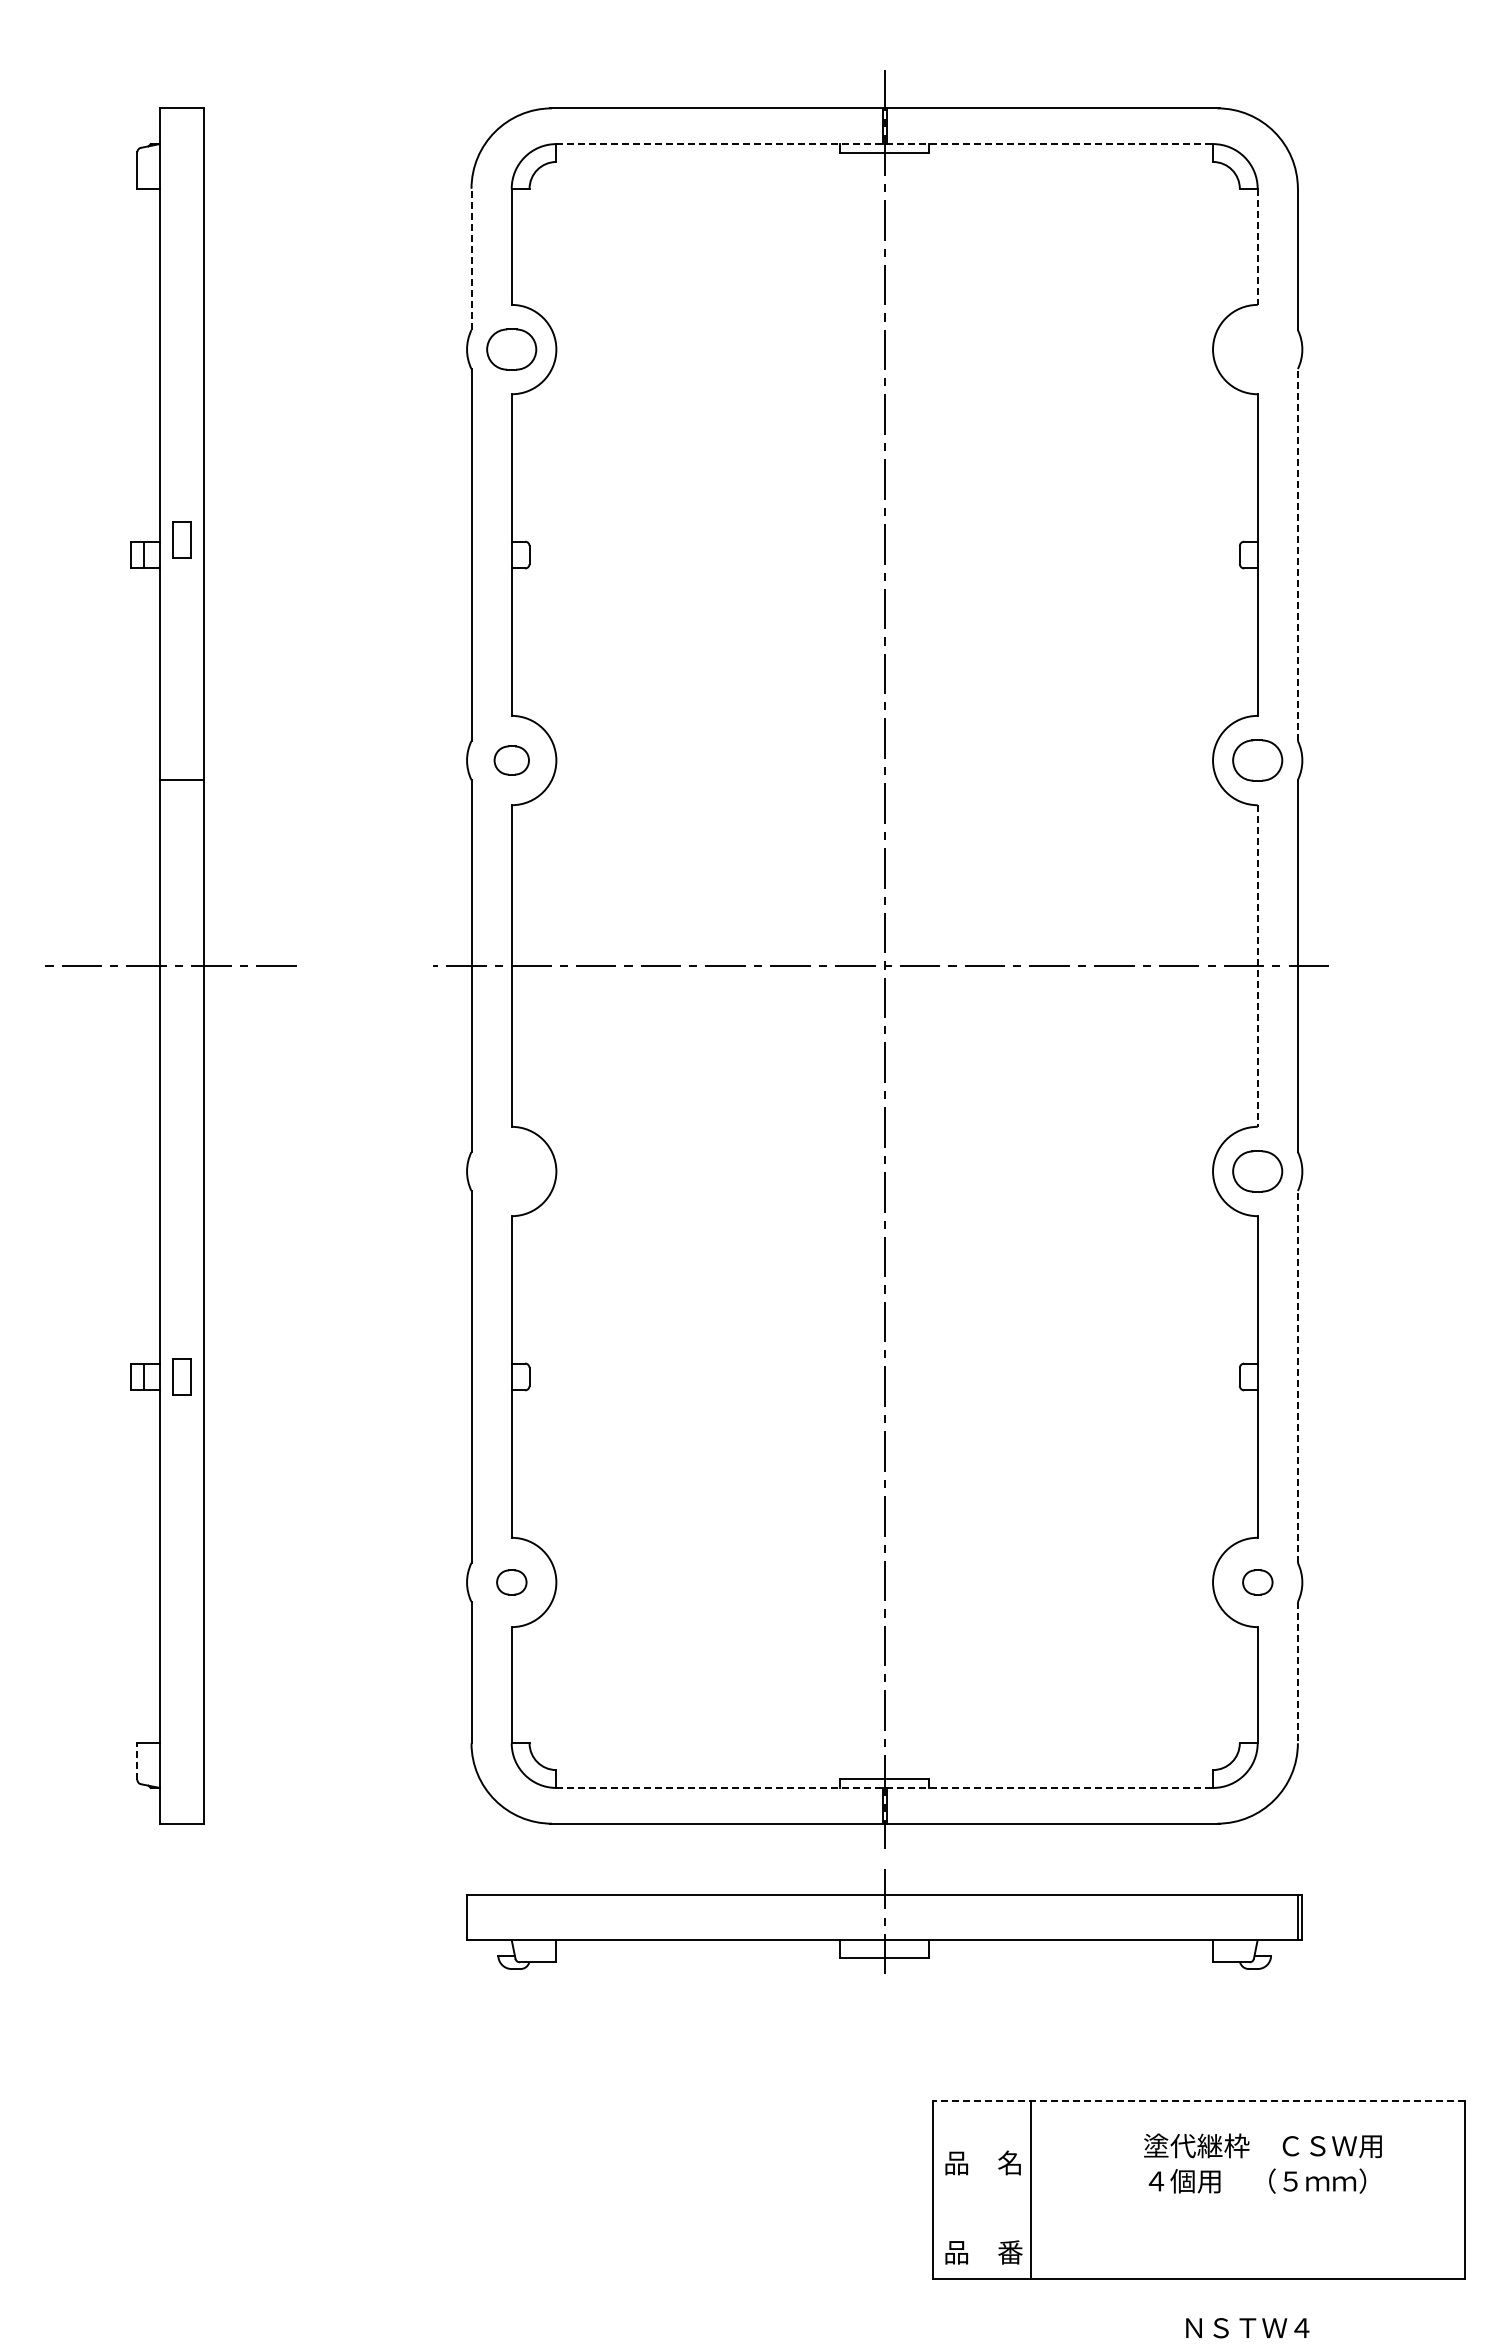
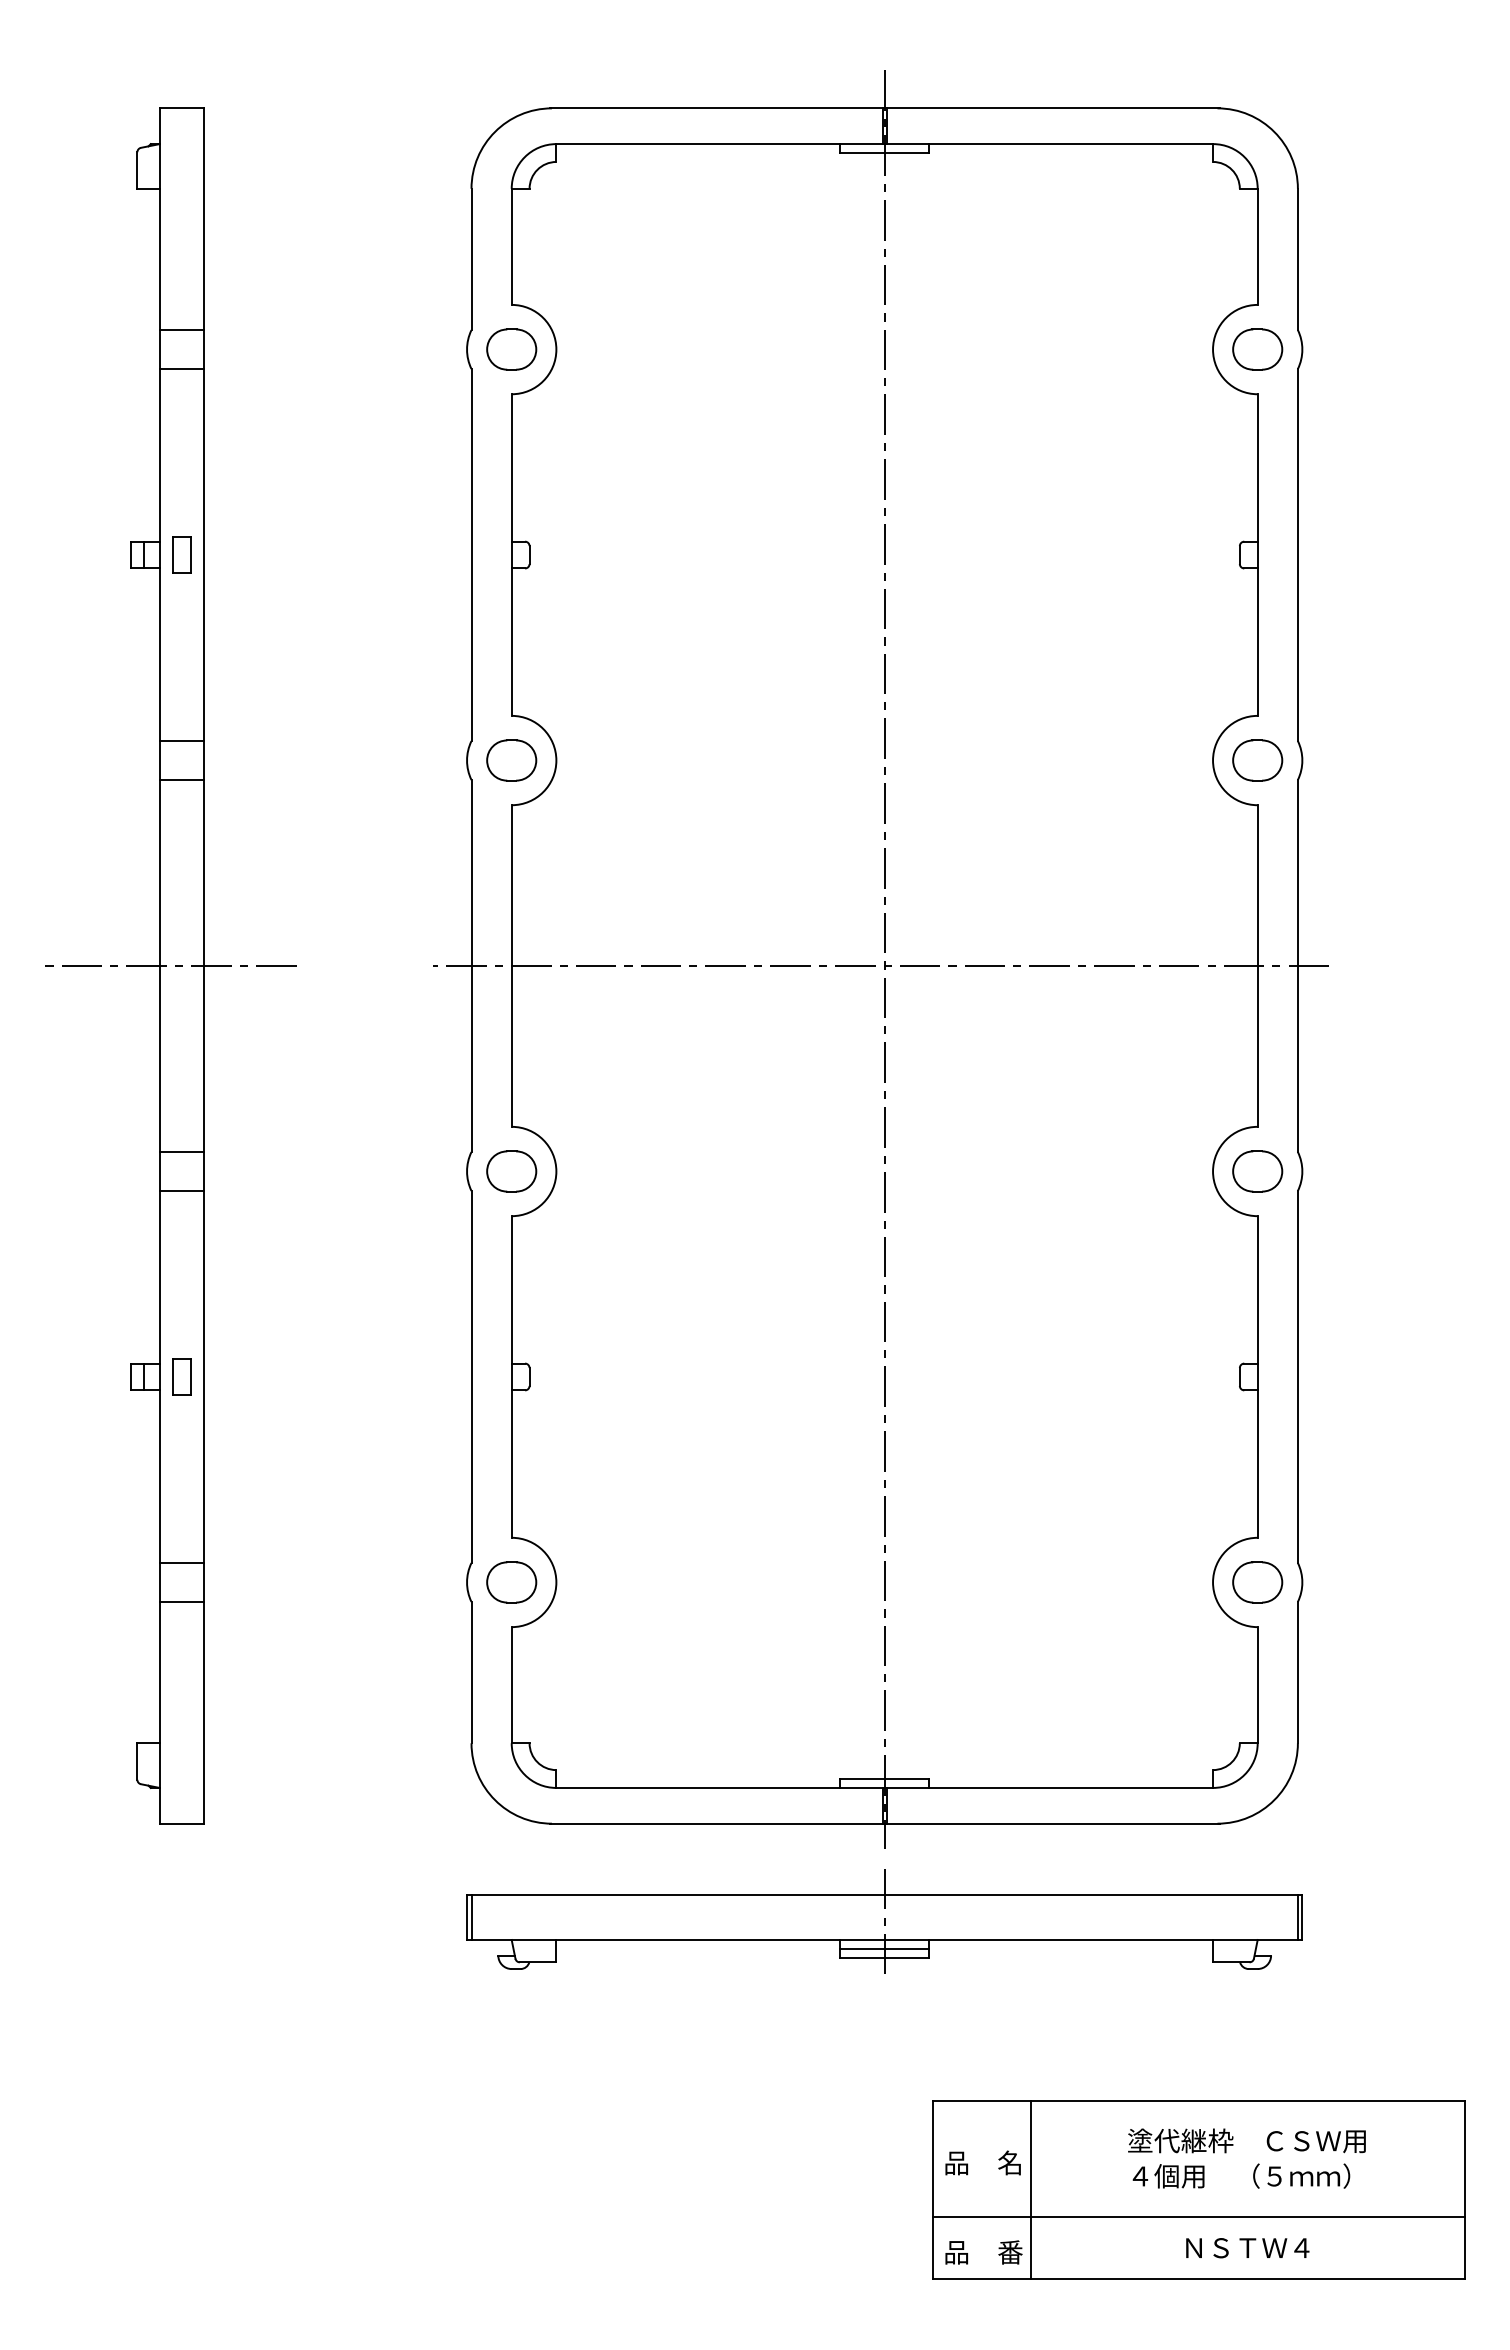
line: dashed -> solid (885, 144)
line: dashed -> solid (1257, 247)
line: dashed -> solid (471, 259)
line: none -> present (181, 330)
part: none -> present (1257, 349)
line: none -> present (181, 369)
part position: (181, 539) -> (181, 554) (181, 554)
line: dashed -> solid (1297, 554)
line: none -> present (181, 741)
part size: 37x31 px -> 52x43 px (511, 760)
line: dashed -> solid (1257, 966)
line: none -> present (181, 1152)
part: none -> present (511, 1171)
line: none -> present (181, 1190)
line: dashed -> solid (1297, 1376)
line: none -> present (181, 1562)
part size: 32x27 px -> 52x43 px (511, 1582)
part size: 32x27 px -> 52x43 px (1257, 1582)
line: none -> present (181, 1601)
line: dashed -> solid (1297, 1672)
line: dashed -> solid (137, 1761)
line: dashed -> solid (885, 1787)
line: none -> present (471, 1917)
line: none -> present (884, 1948)
line: dashed -> solid (1198, 2100)
text position: (1262, 2163) -> (1246, 2158) (1246, 2158)
line: none -> present (1198, 2216)
text position: (1247, 2328) -> (1247, 2248) (1247, 2248)
